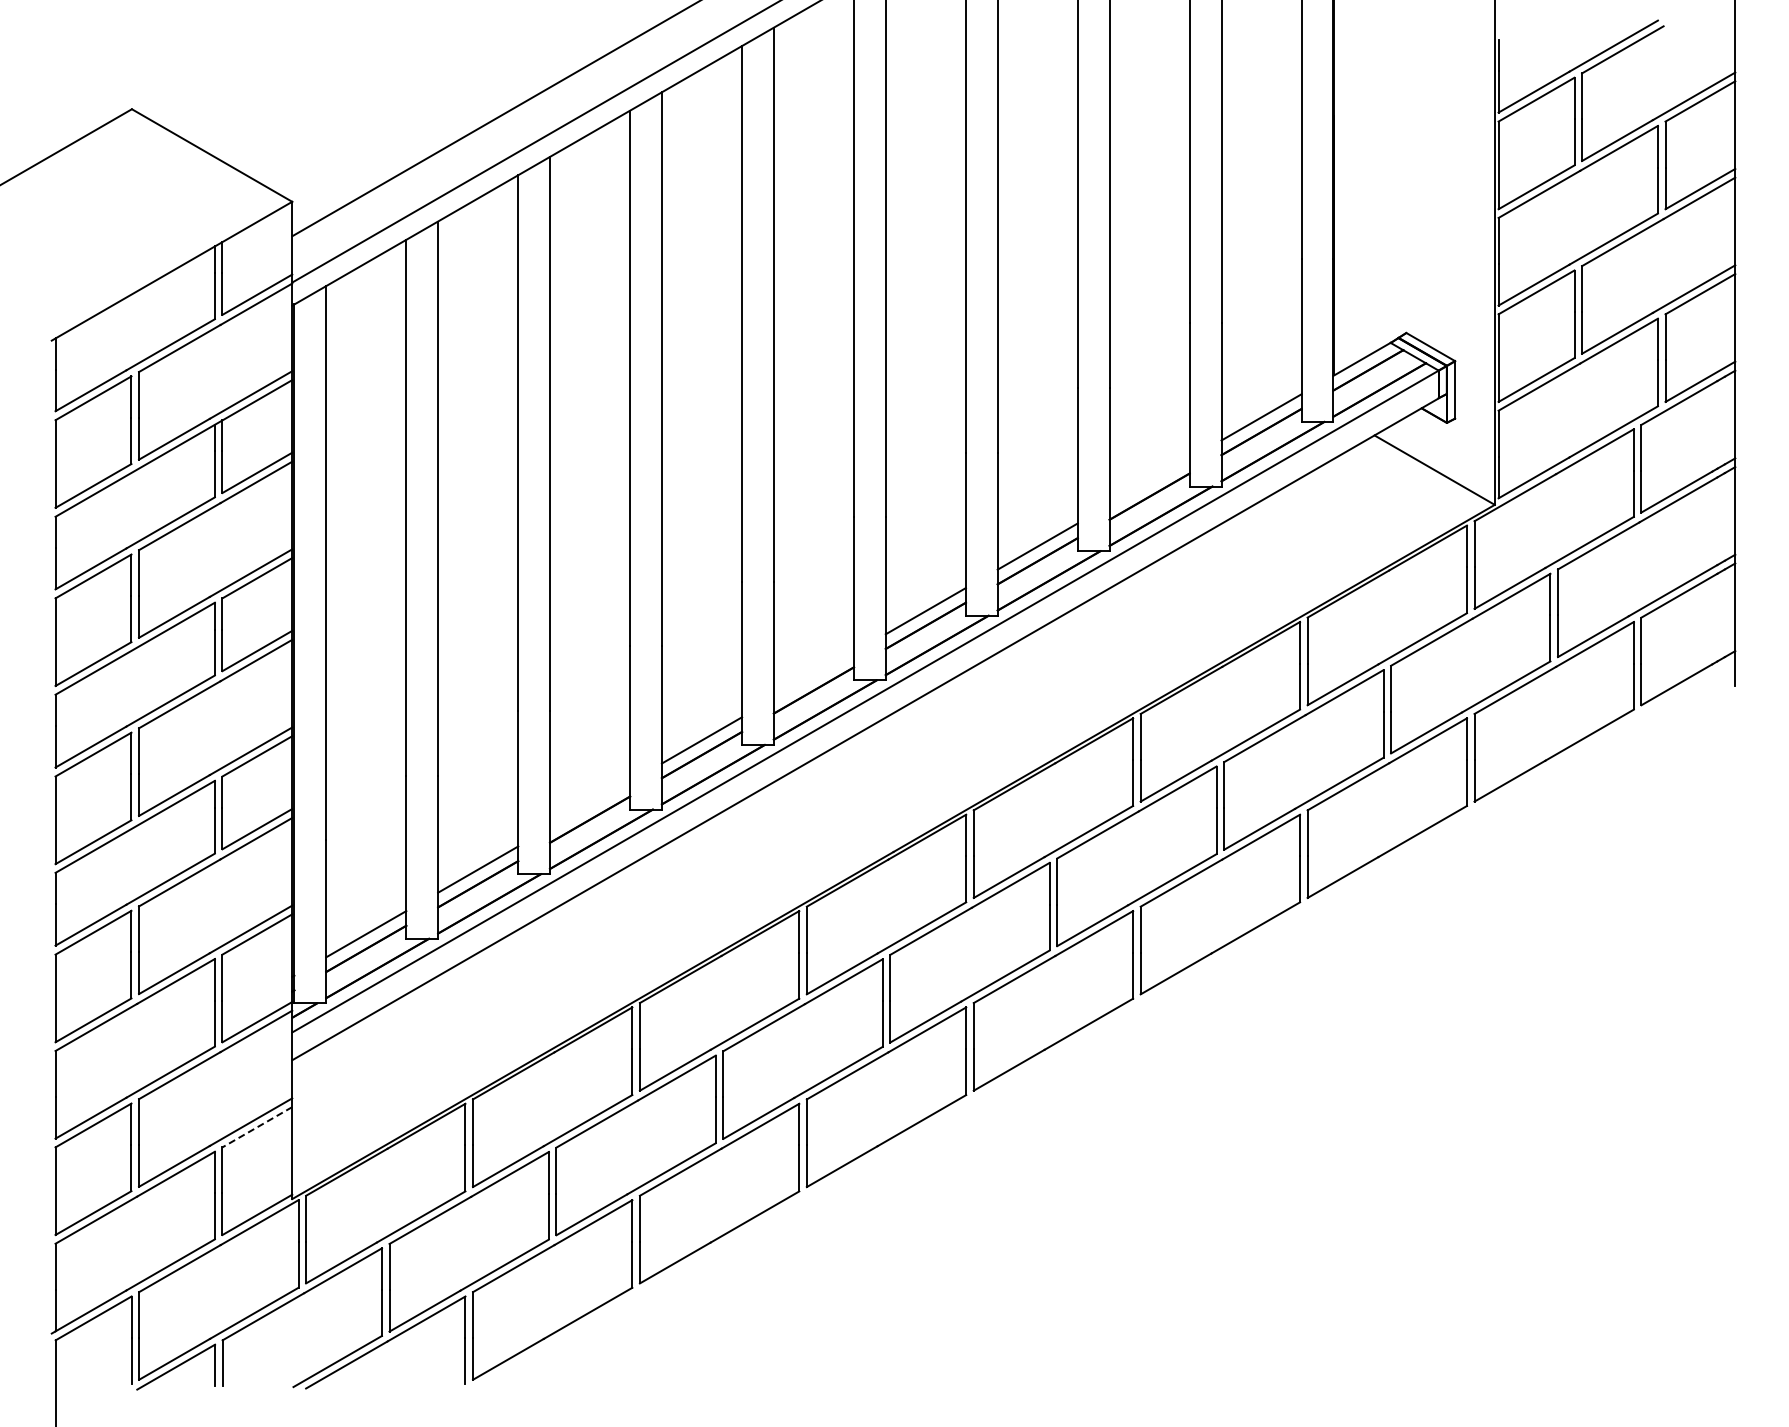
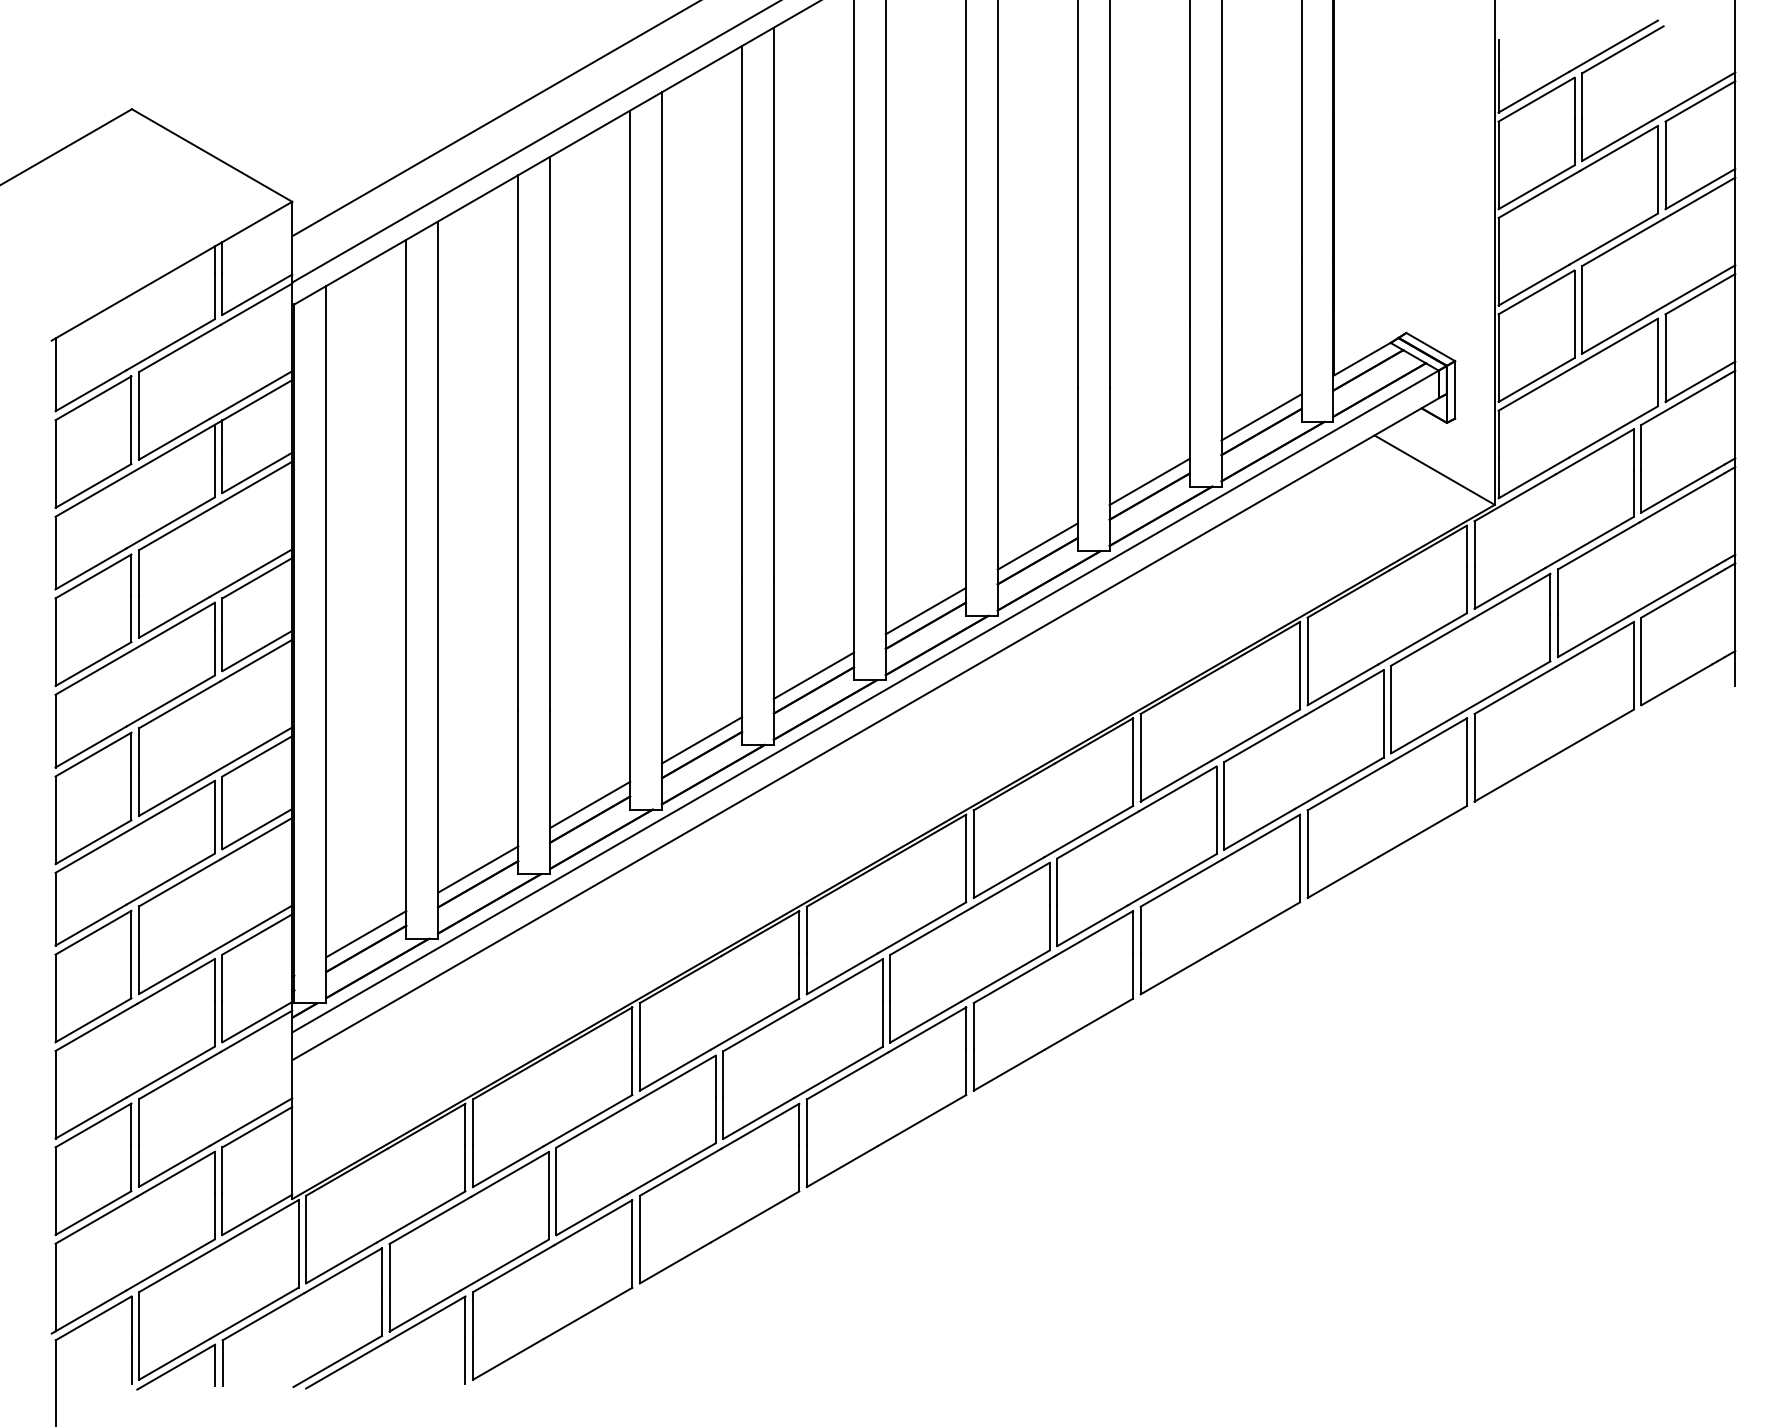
line: none -> present (1149, 481)
line: none -> present (813, 675)
line: none -> present (590, 804)
line: dashed -> solid (256, 1127)
